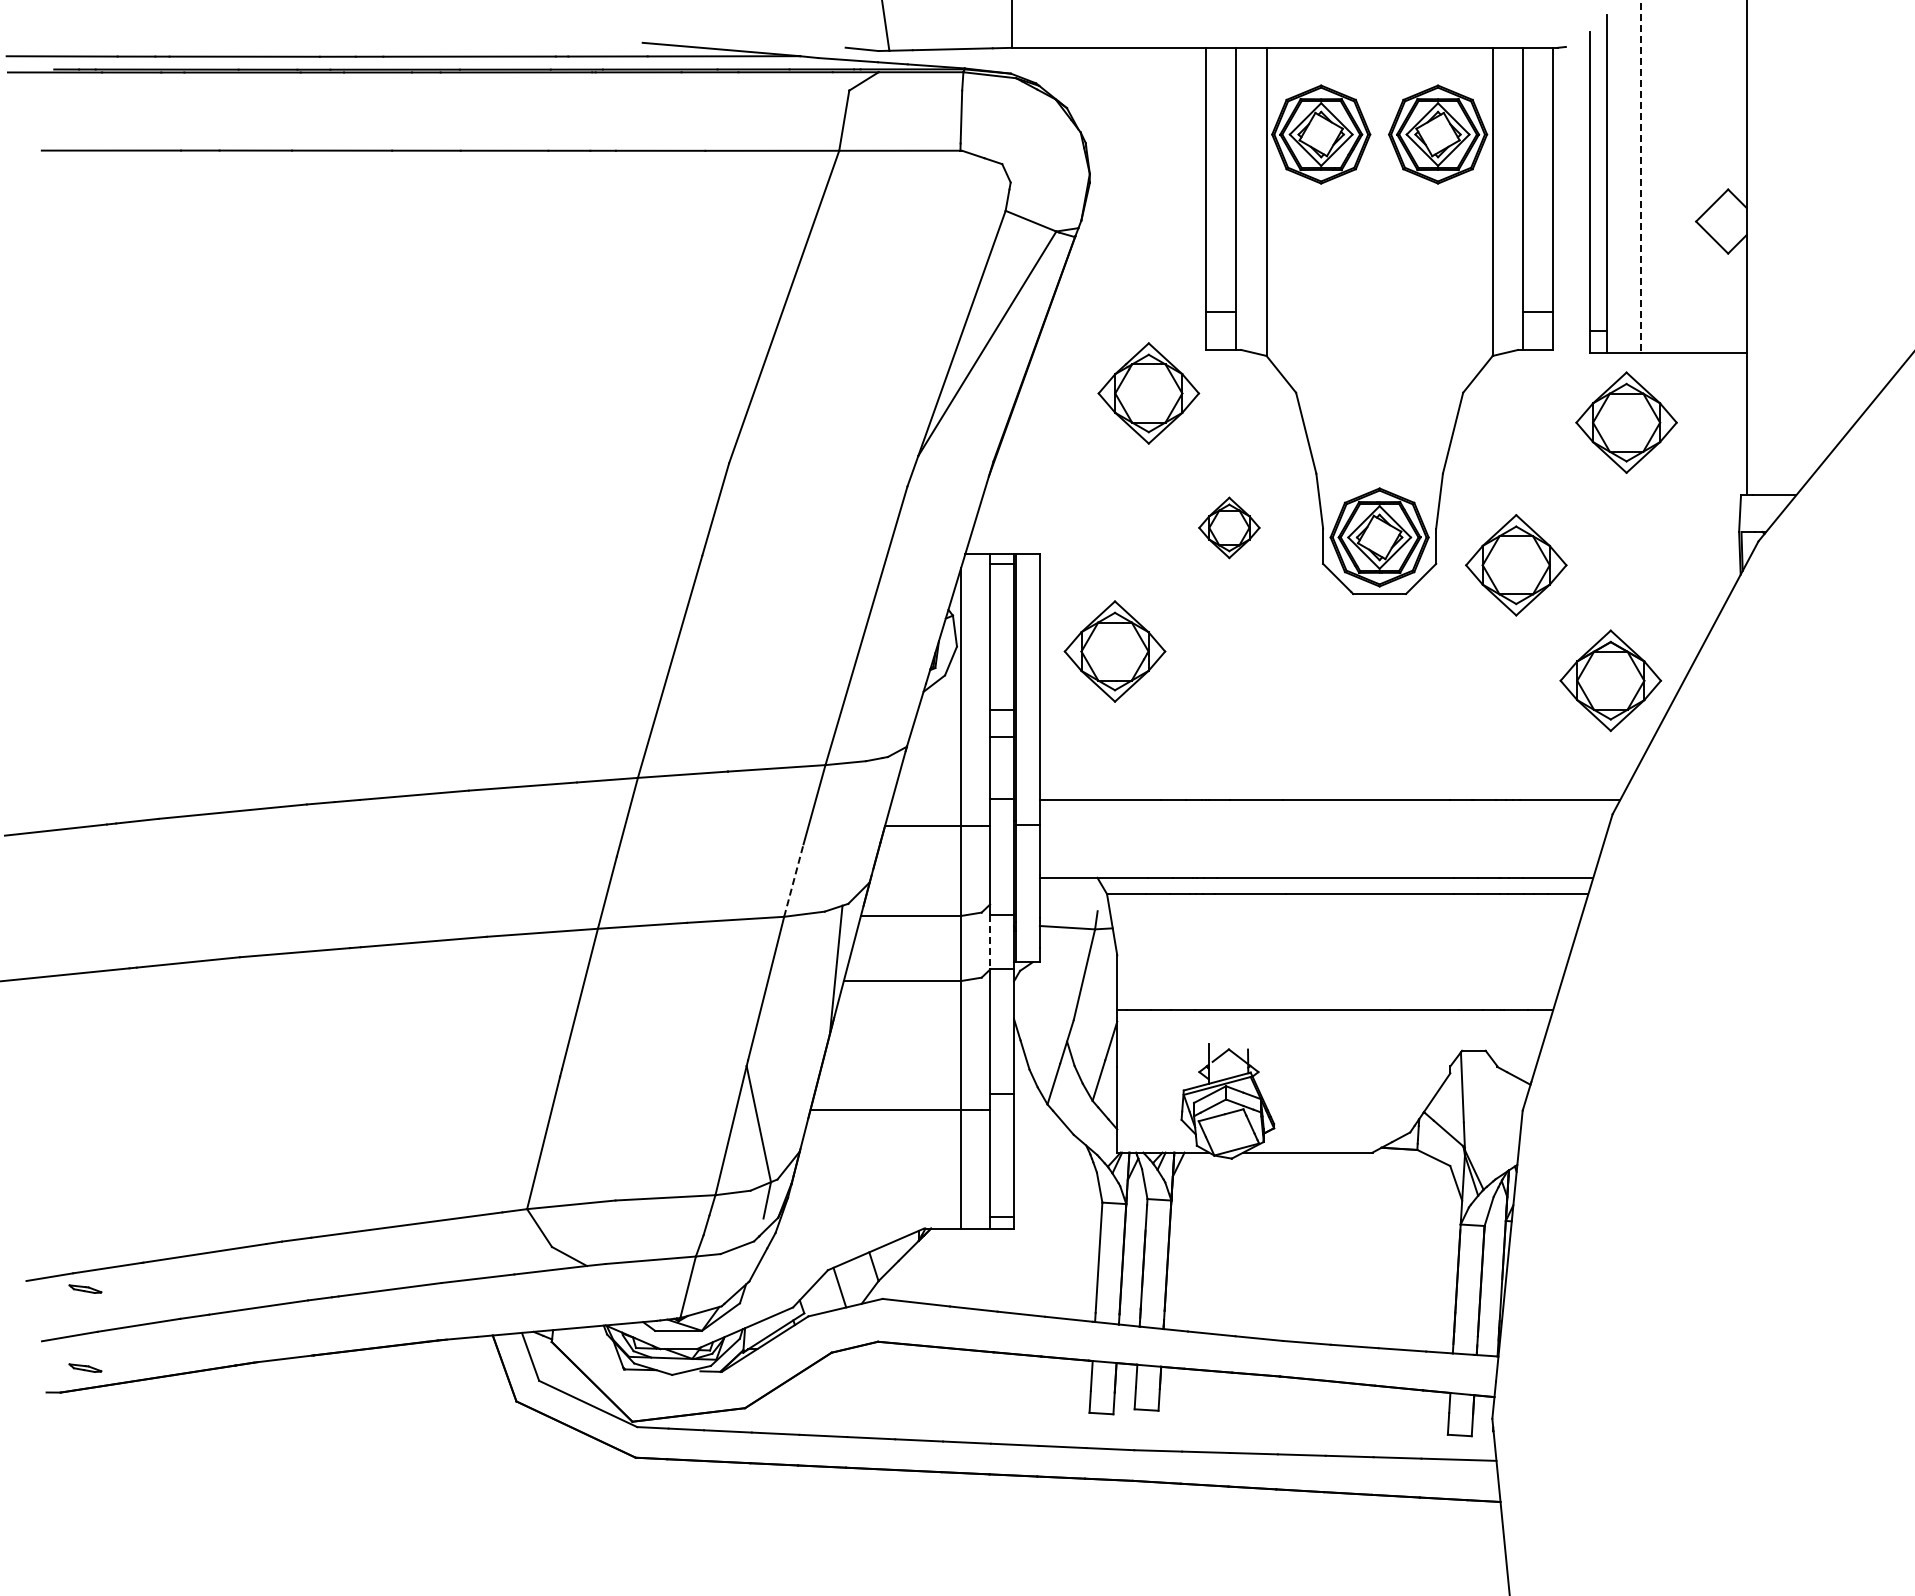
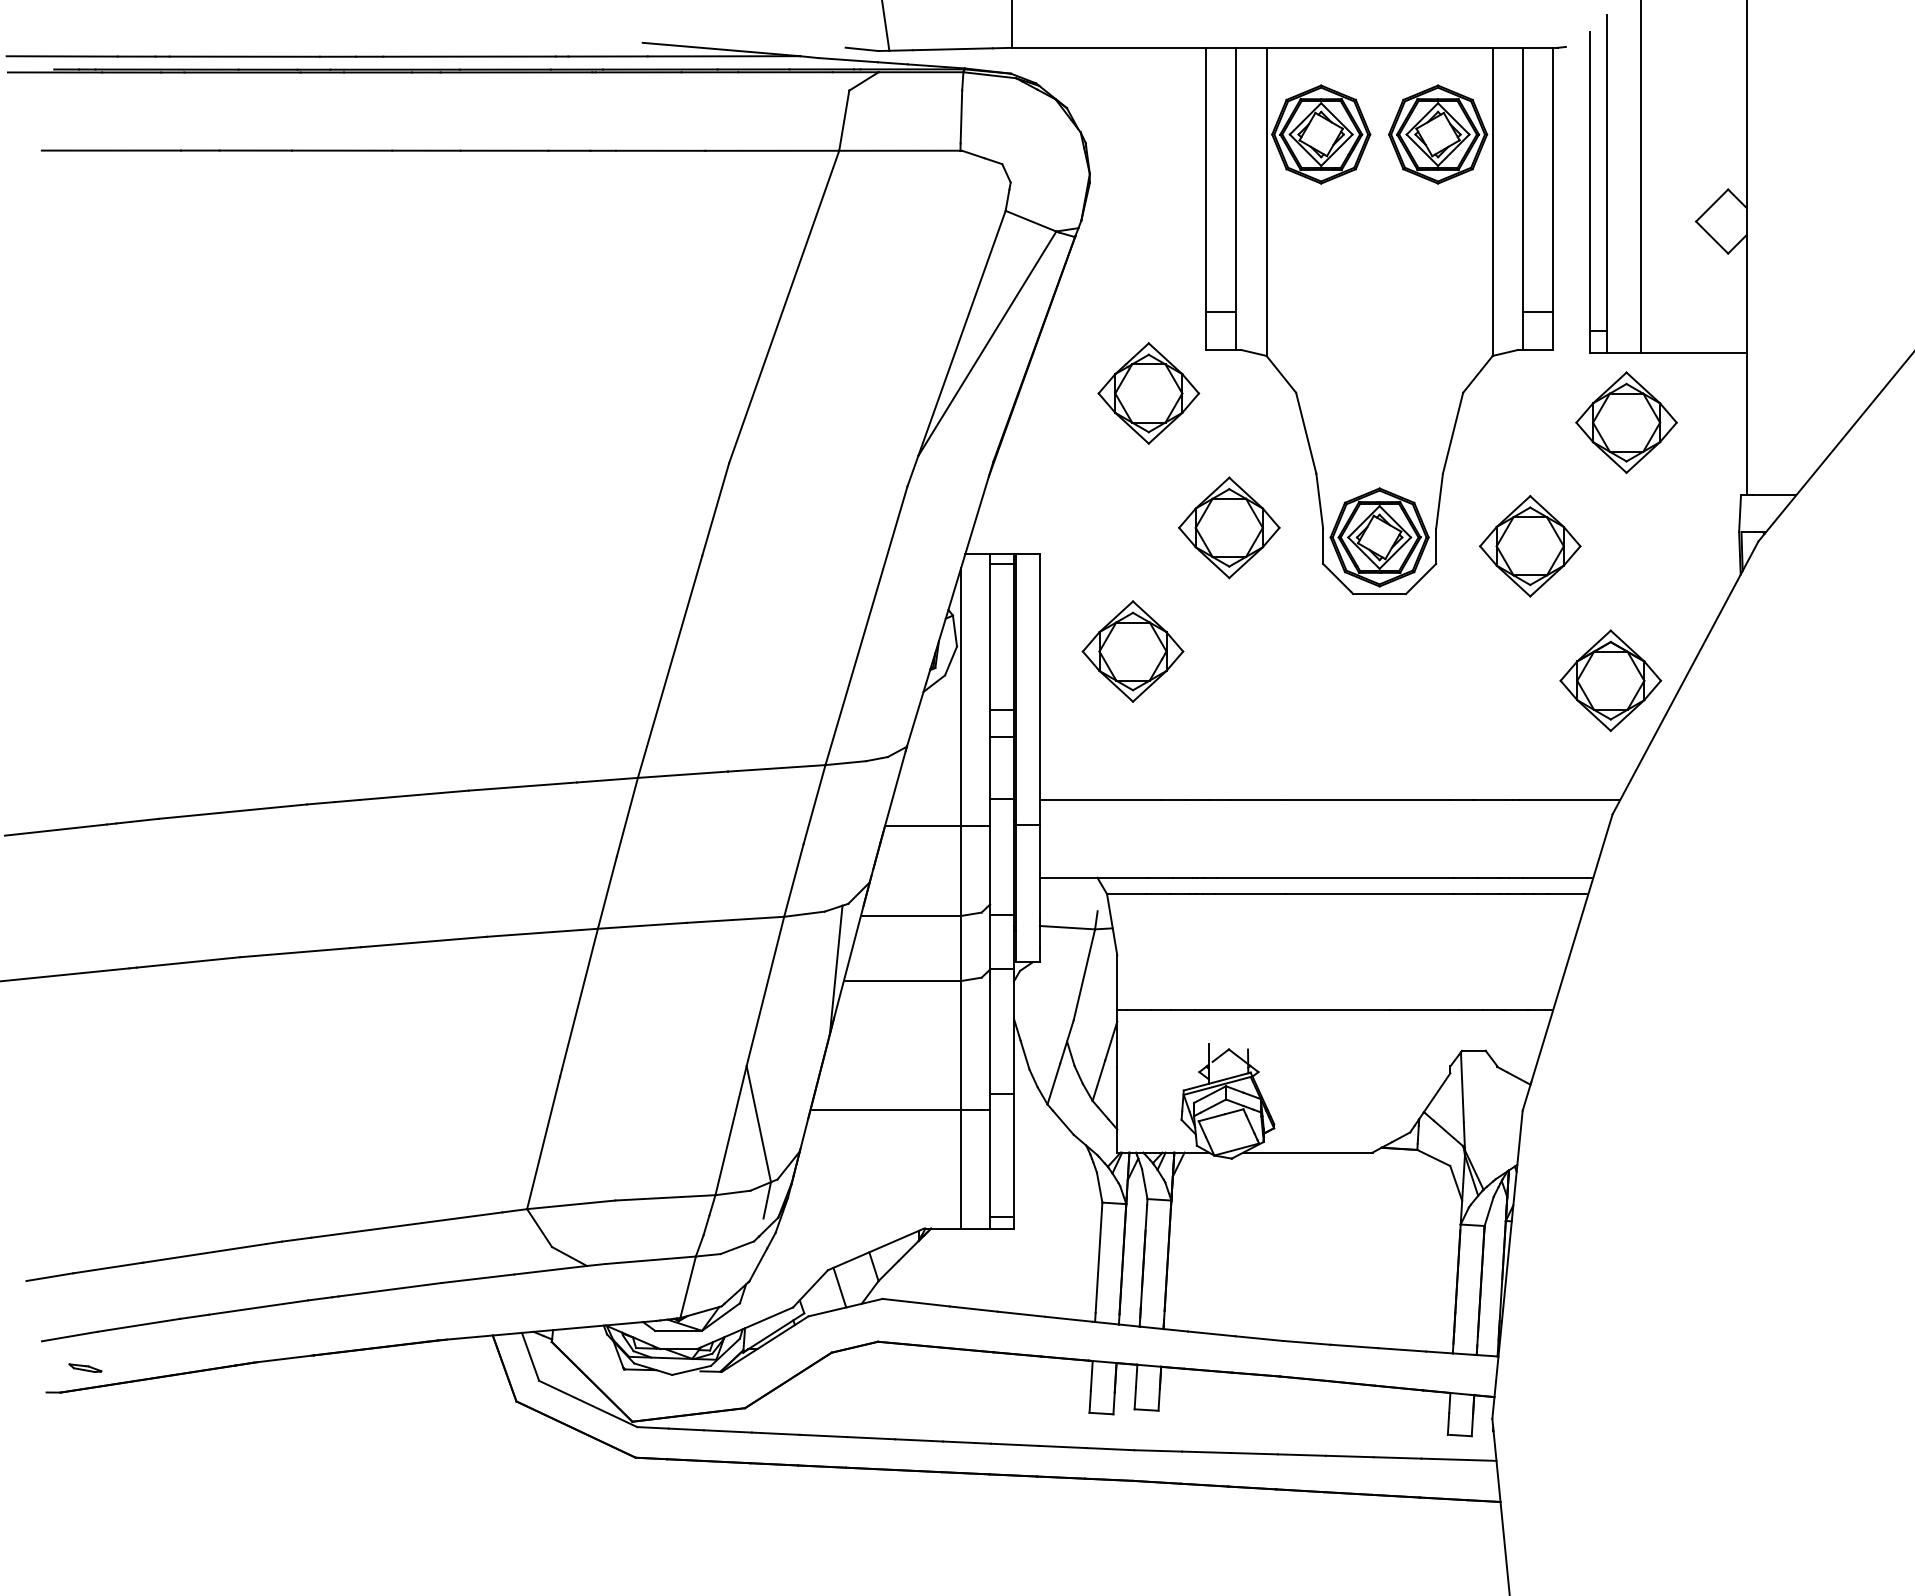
line: dashed -> solid (1640, 176)
part size: 63x64 px -> 103x104 px (1229, 527)
part position: (1516, 565) -> (1530, 546) (1530, 546)
part position: (1114, 651) -> (1132, 651) (1132, 651)
line: dashed -> solid (793, 880)
line: dashed -> solid (990, 942)
part: present -> none (85, 1288)
